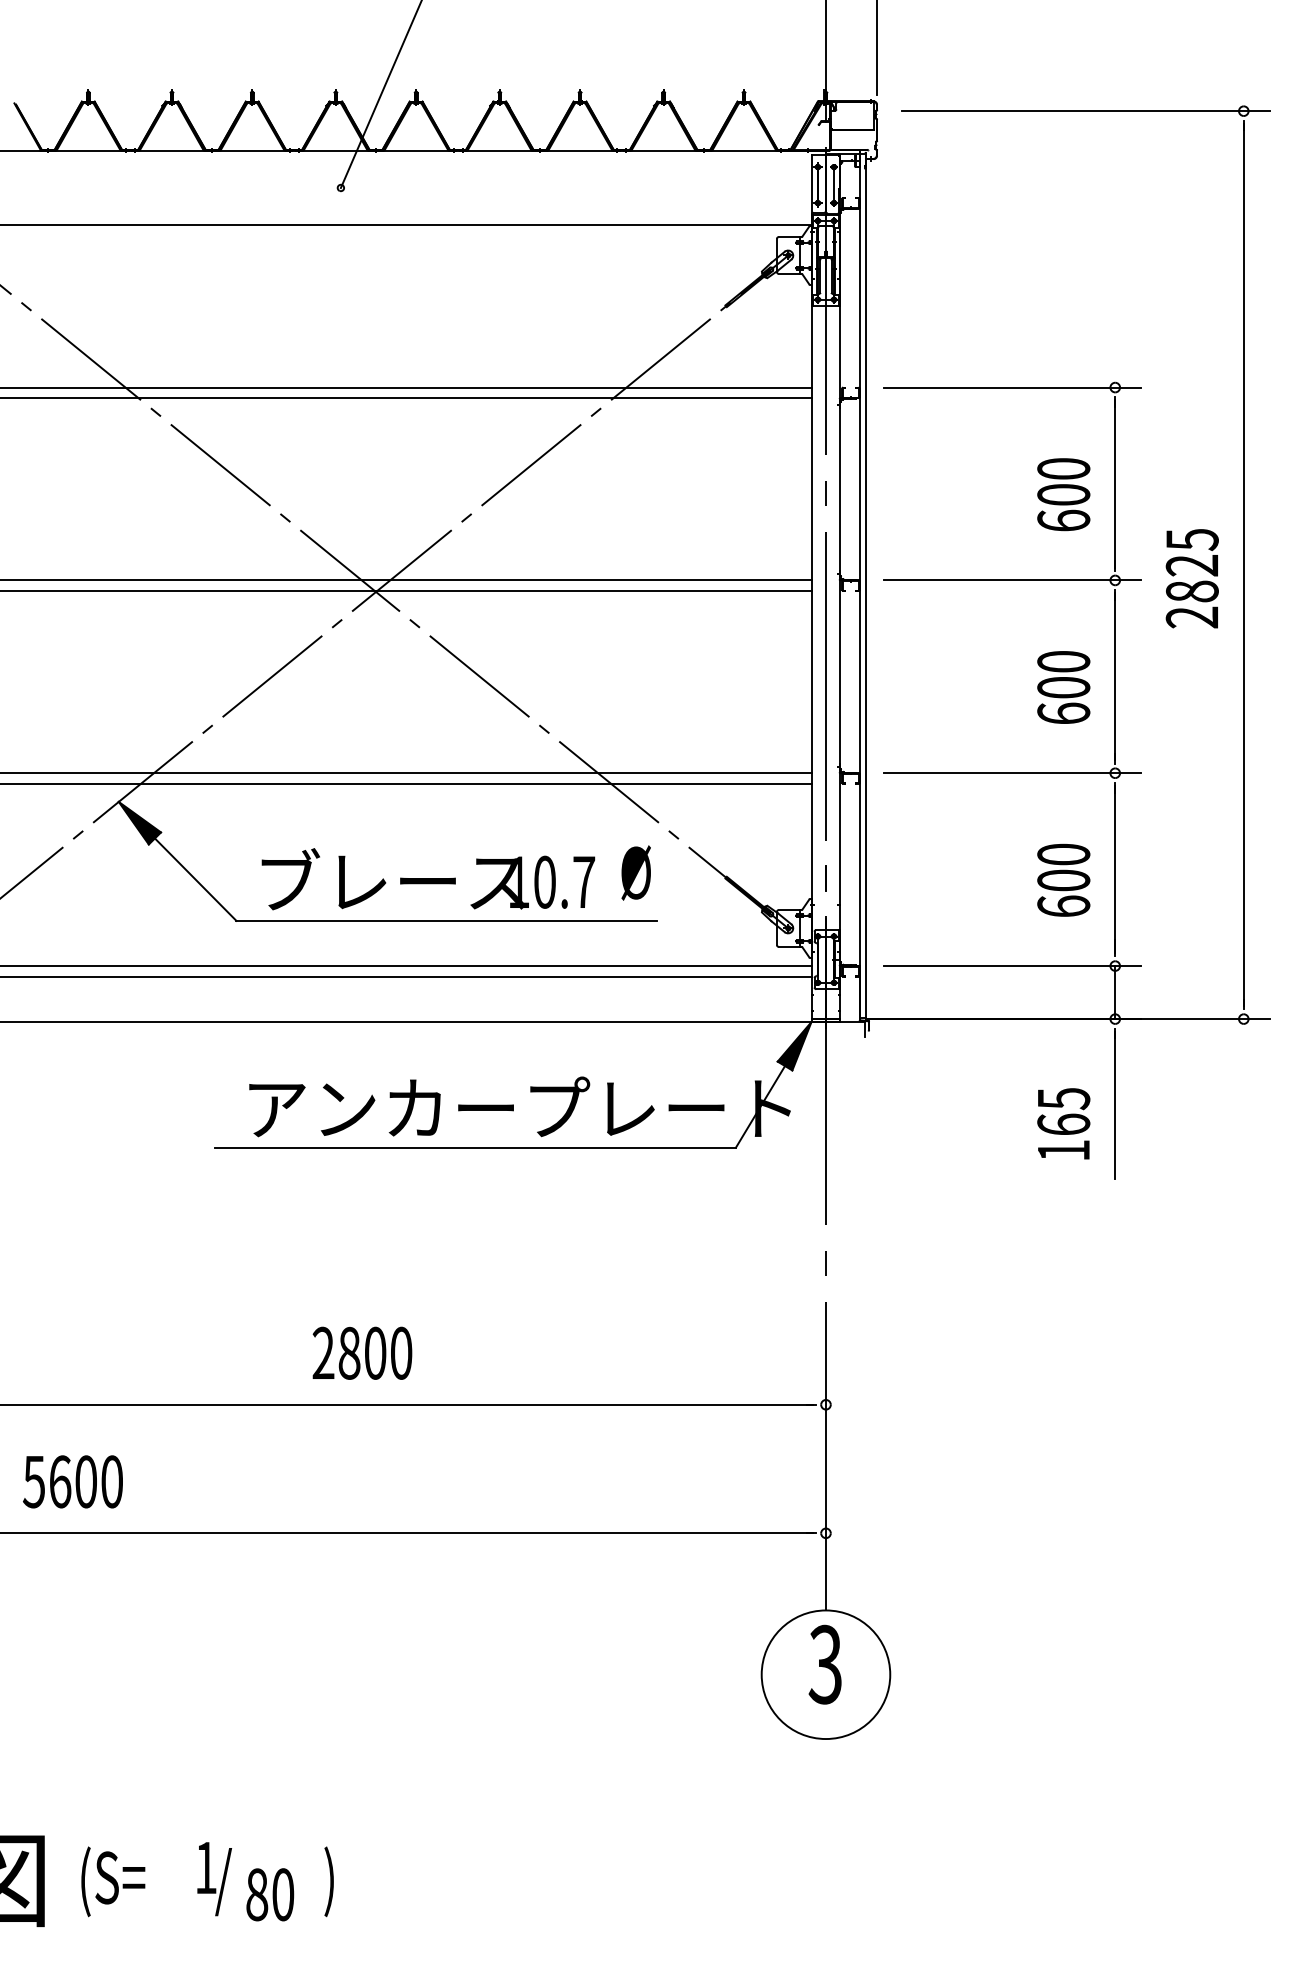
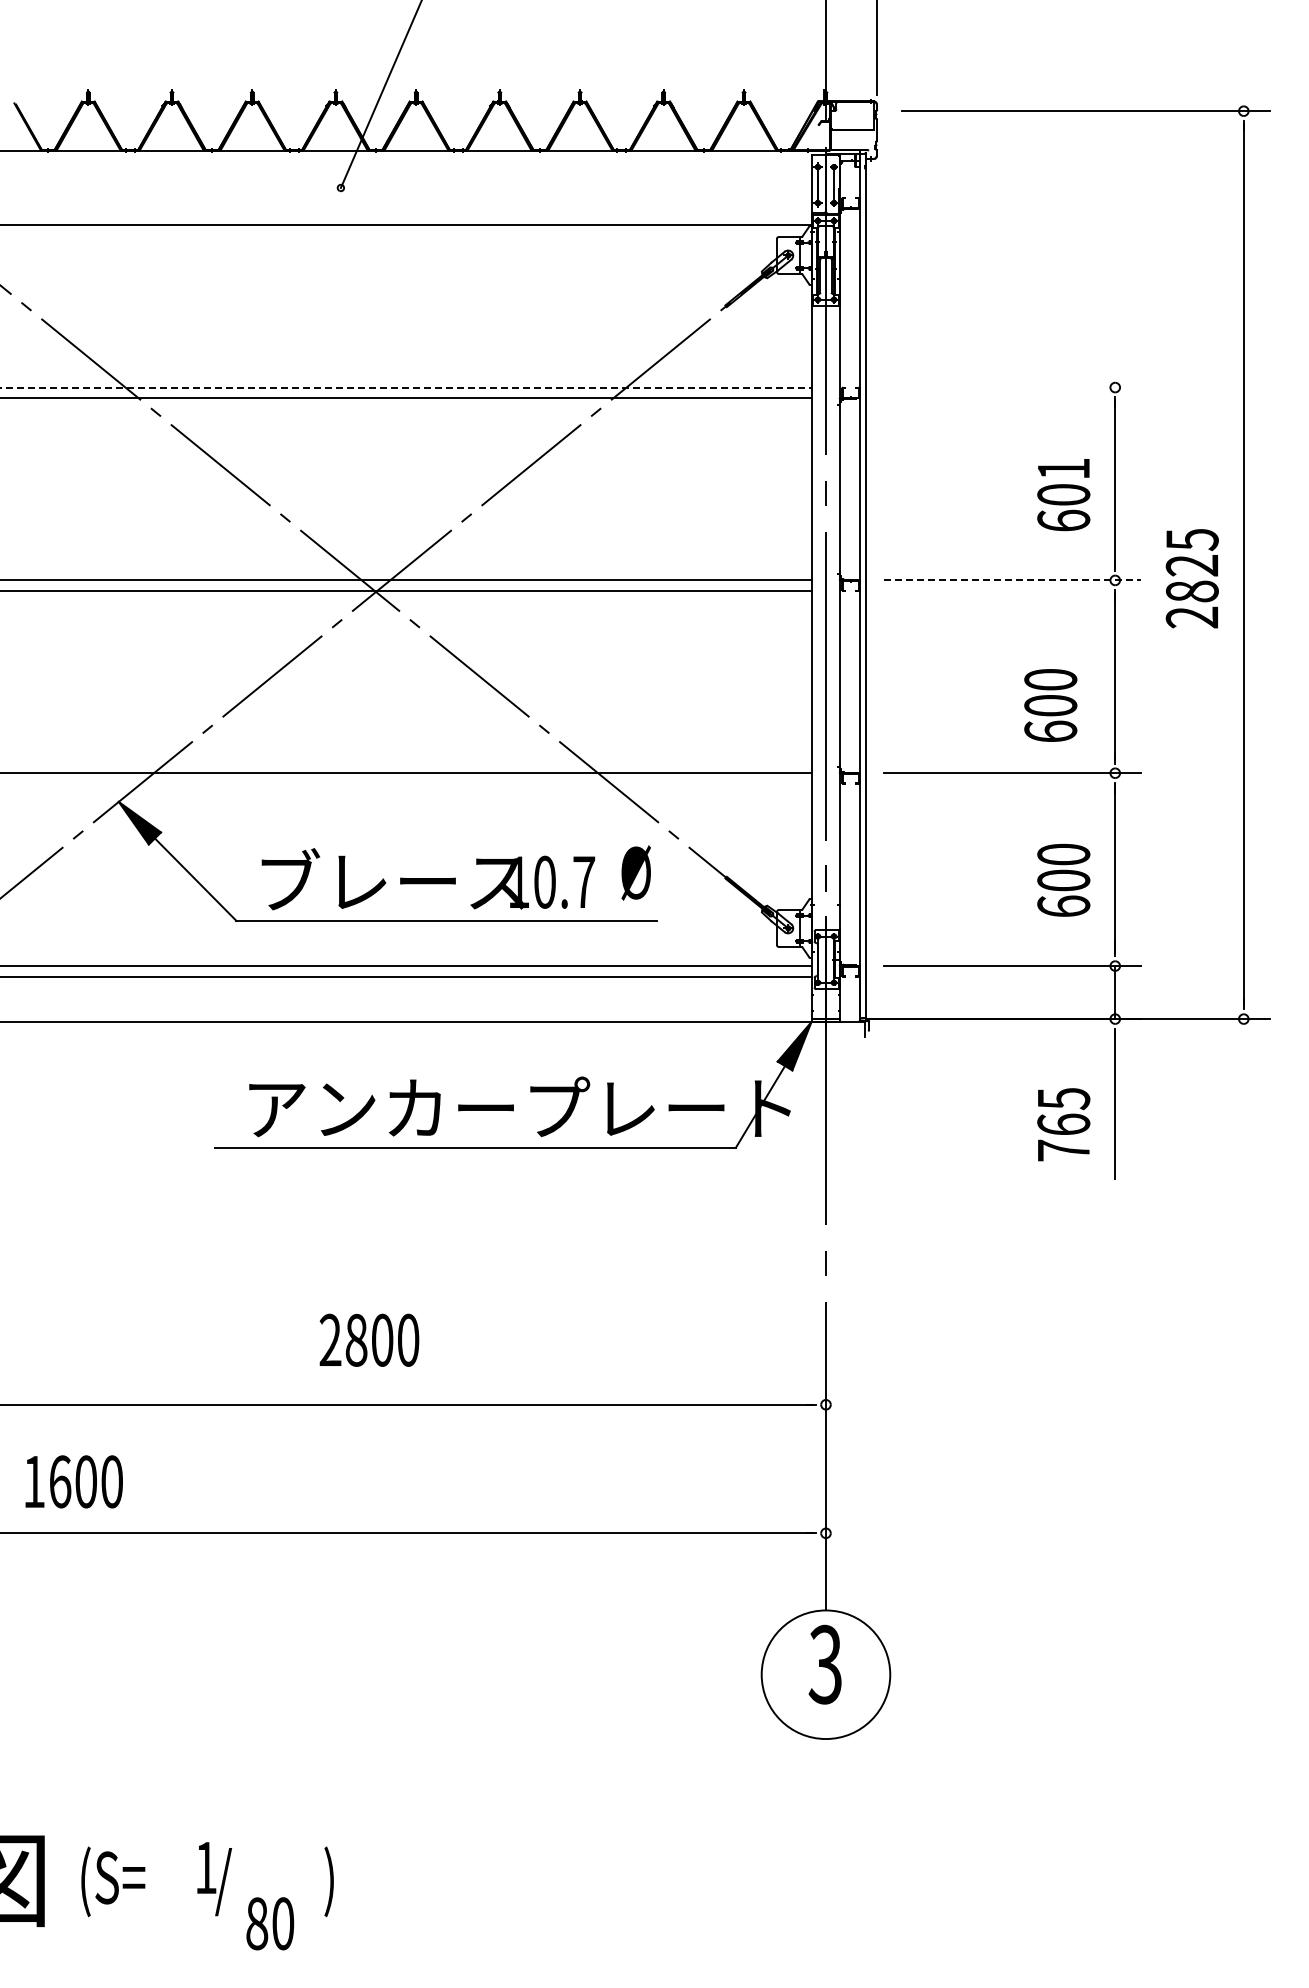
line: solid -> dashed (406, 387)
line: present -> none (1012, 387)
text: 600 -> 601 (1063, 468)
line: solid -> dashed (1013, 580)
text position: (1063, 687) -> (1050, 705) (1050, 705)
line: present -> none (407, 783)
text: 165 -> 765 (1063, 1150)
text position: (362, 1352) -> (369, 1339) (369, 1339)
text: 5600 -> 1600 (33, 1482)
text position: (270, 1894) -> (270, 1923) (270, 1923)
